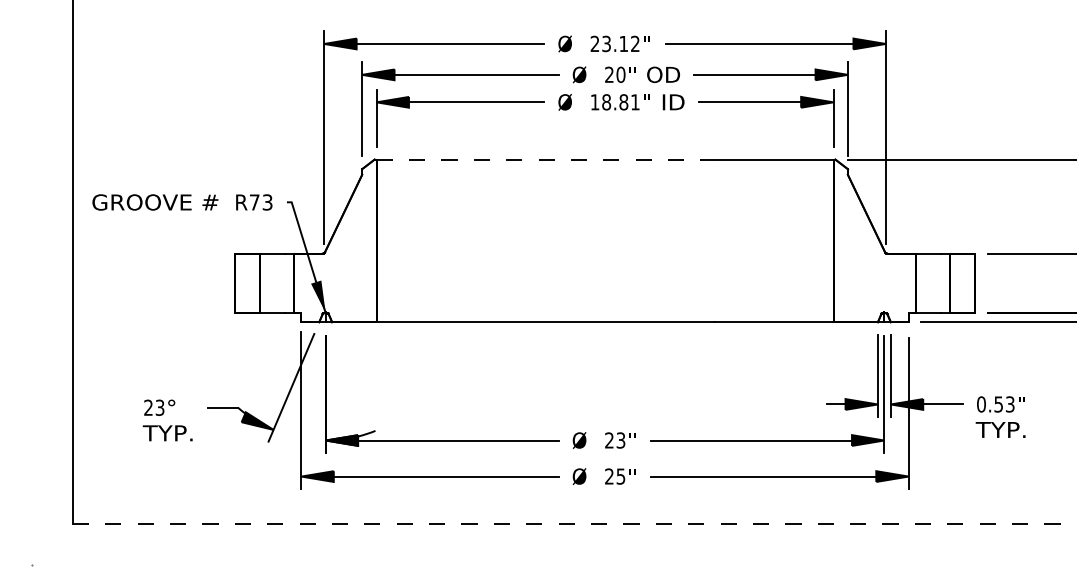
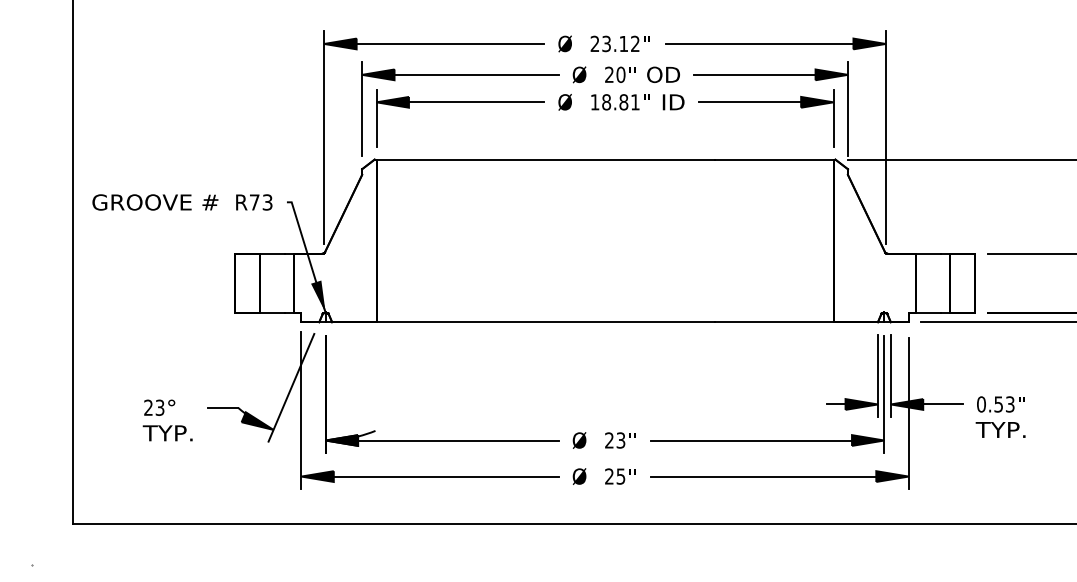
line: dashed -> solid (546, 159)
line: dashed -> solid (574, 524)
